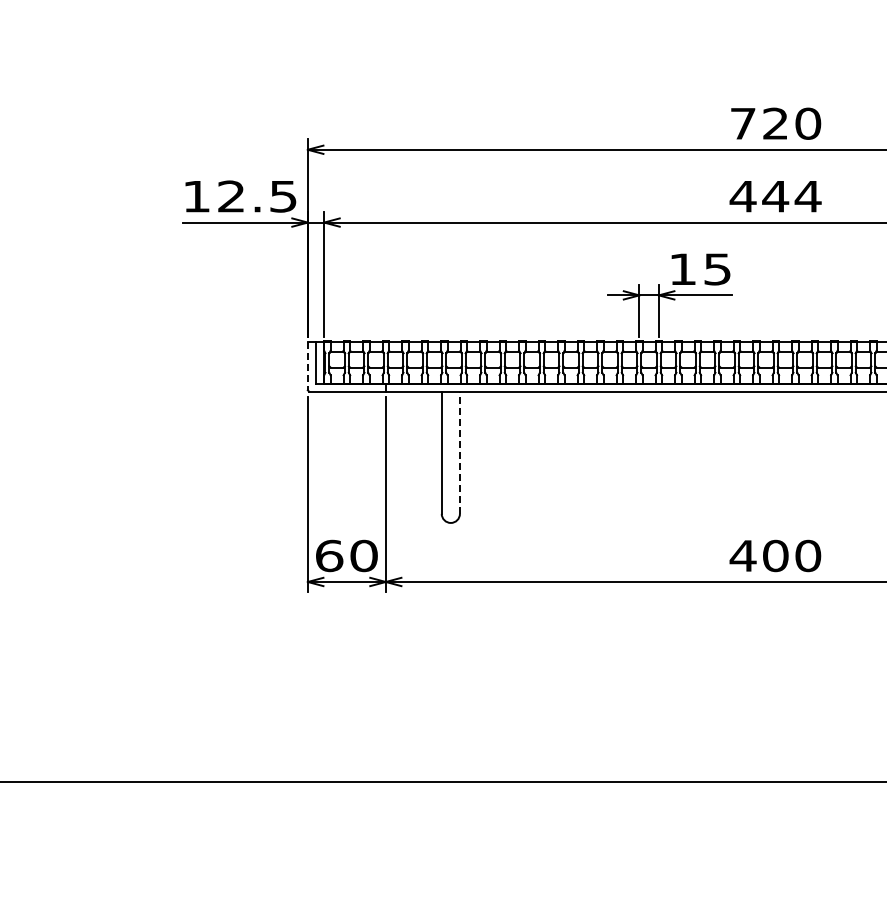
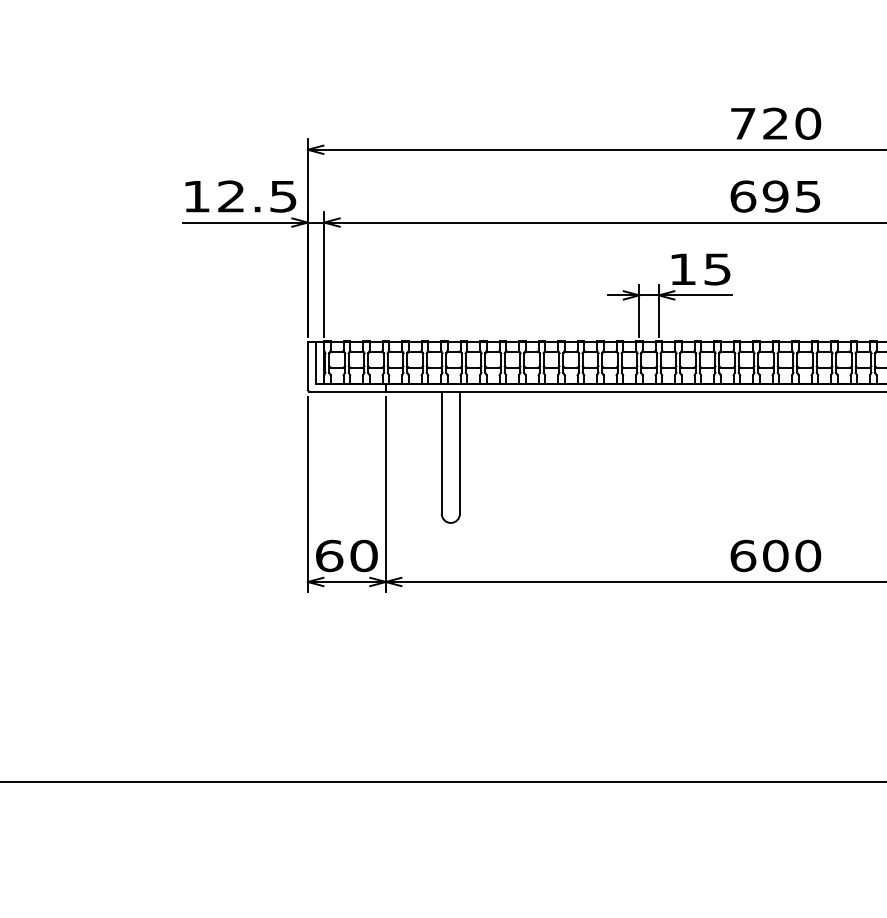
text: 444 -> 695 (775, 196)
line: dashed -> solid (307, 366)
line: dashed -> solid (460, 452)
text: 400 -> 600 (742, 555)
